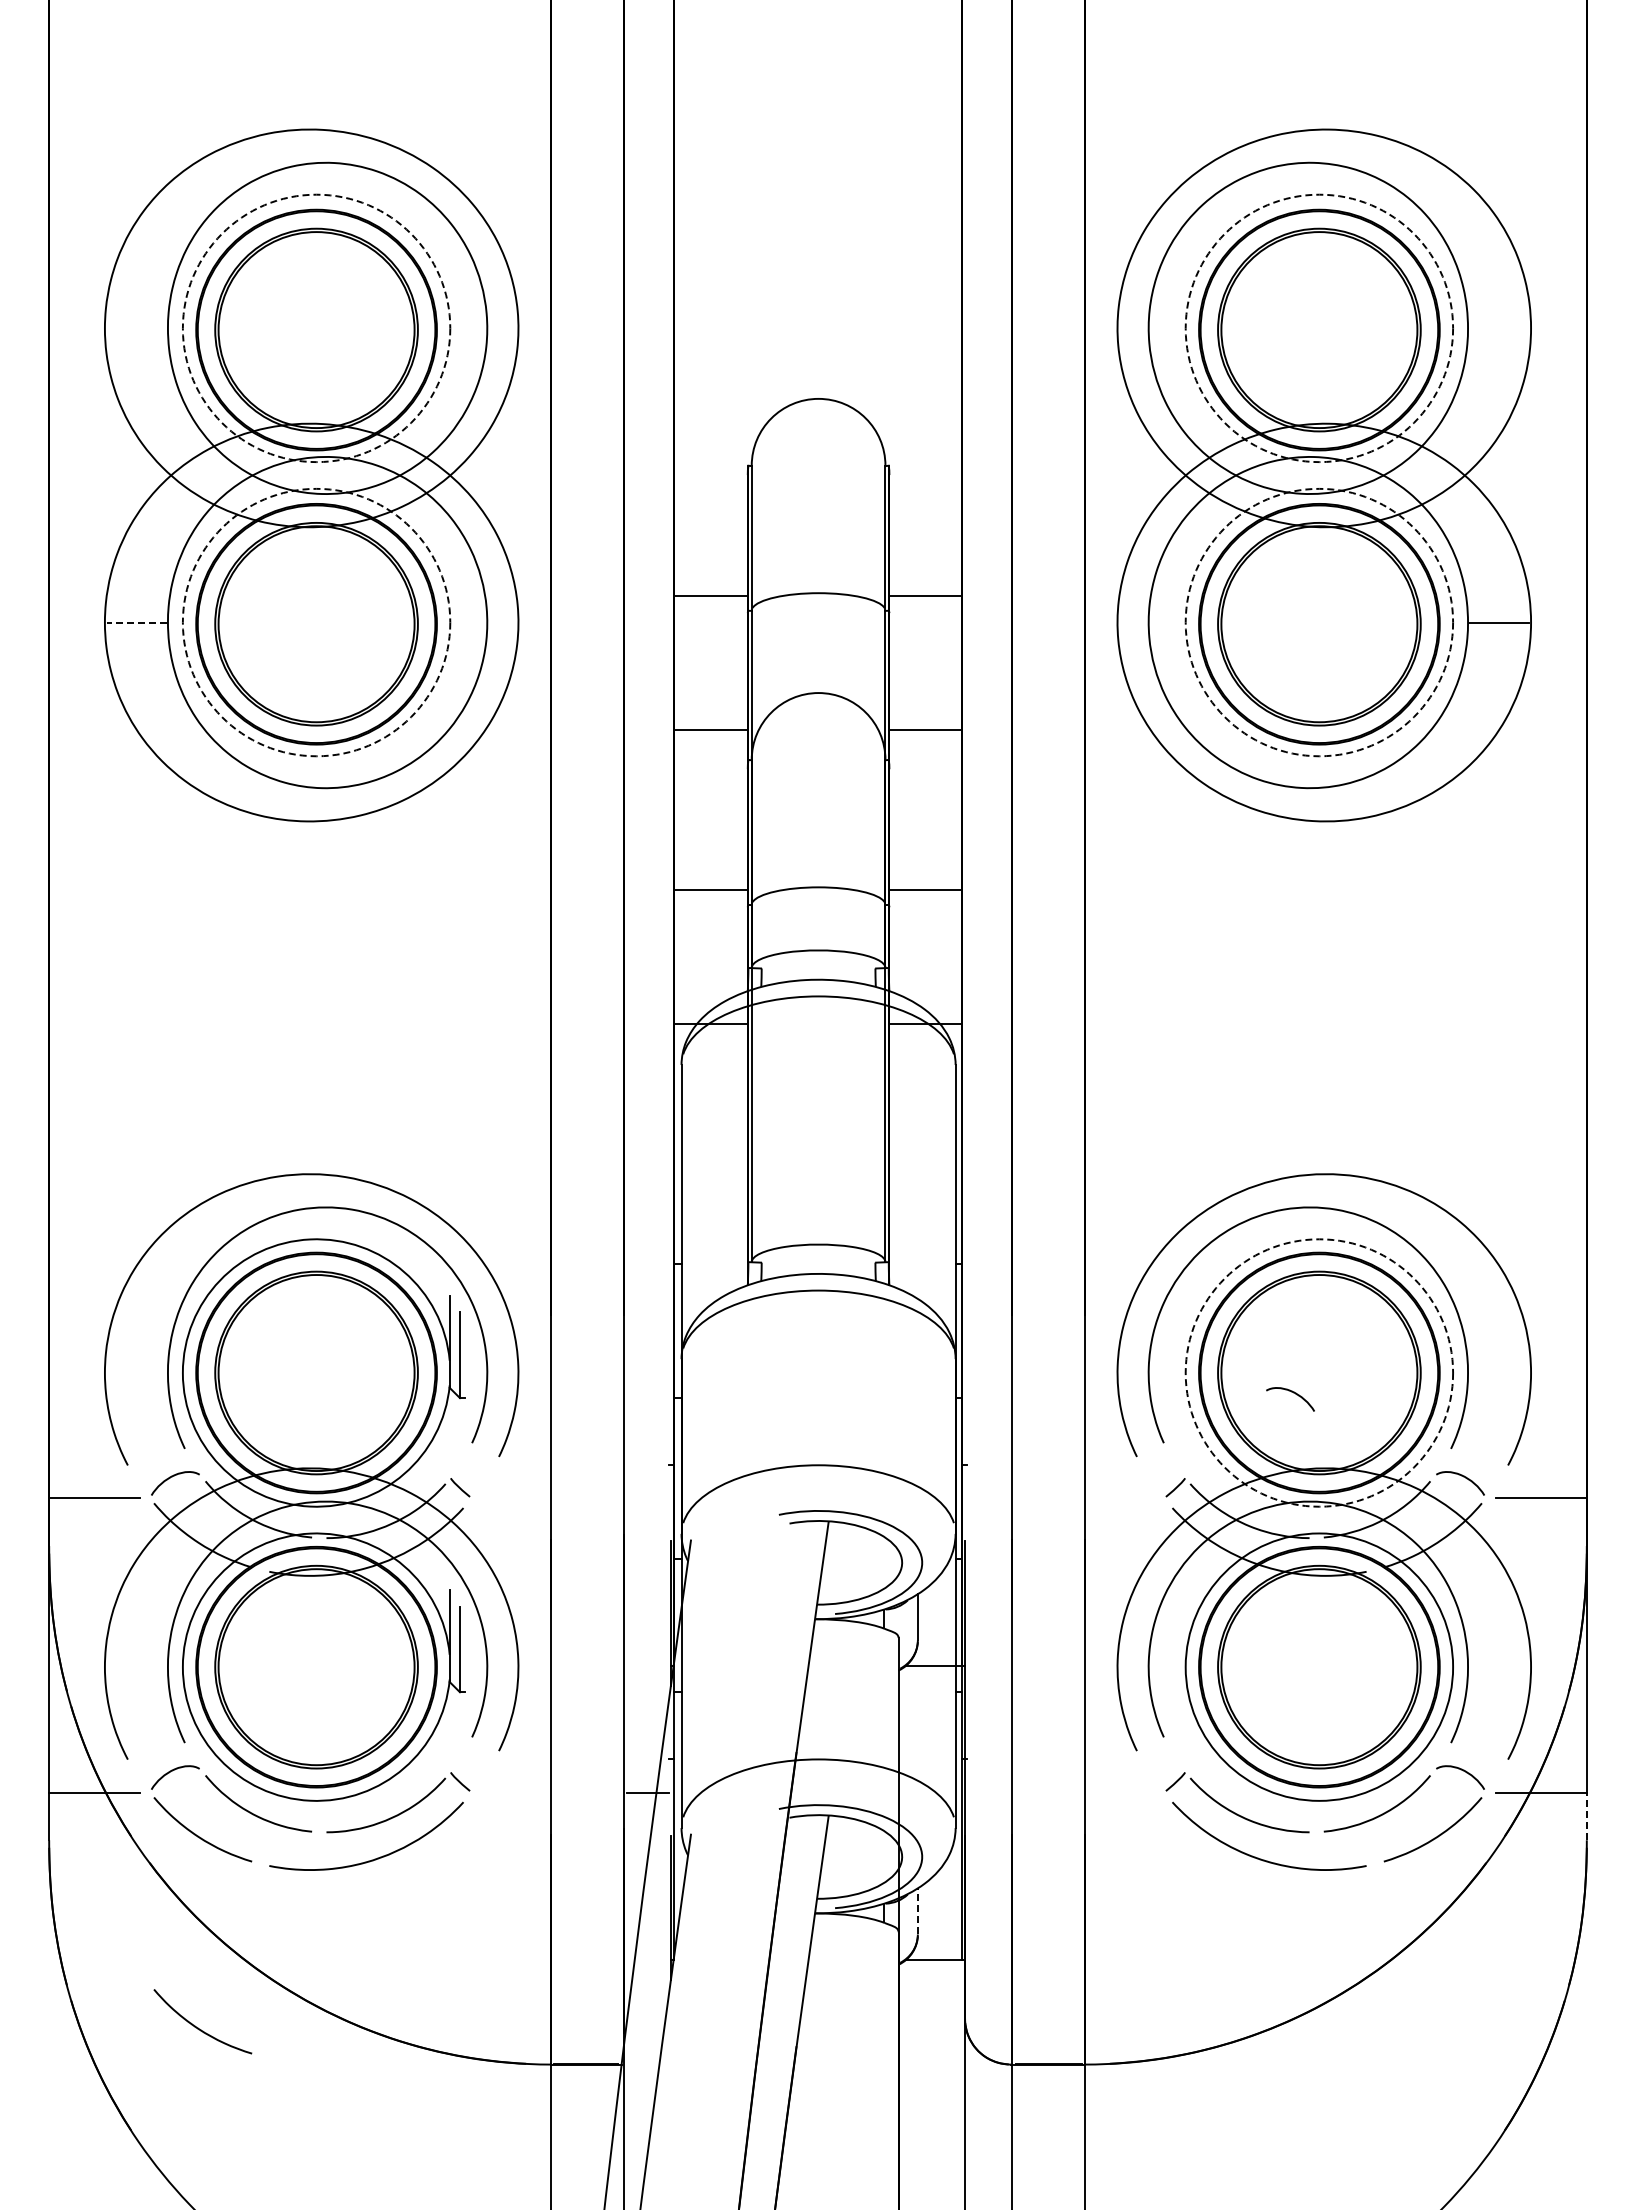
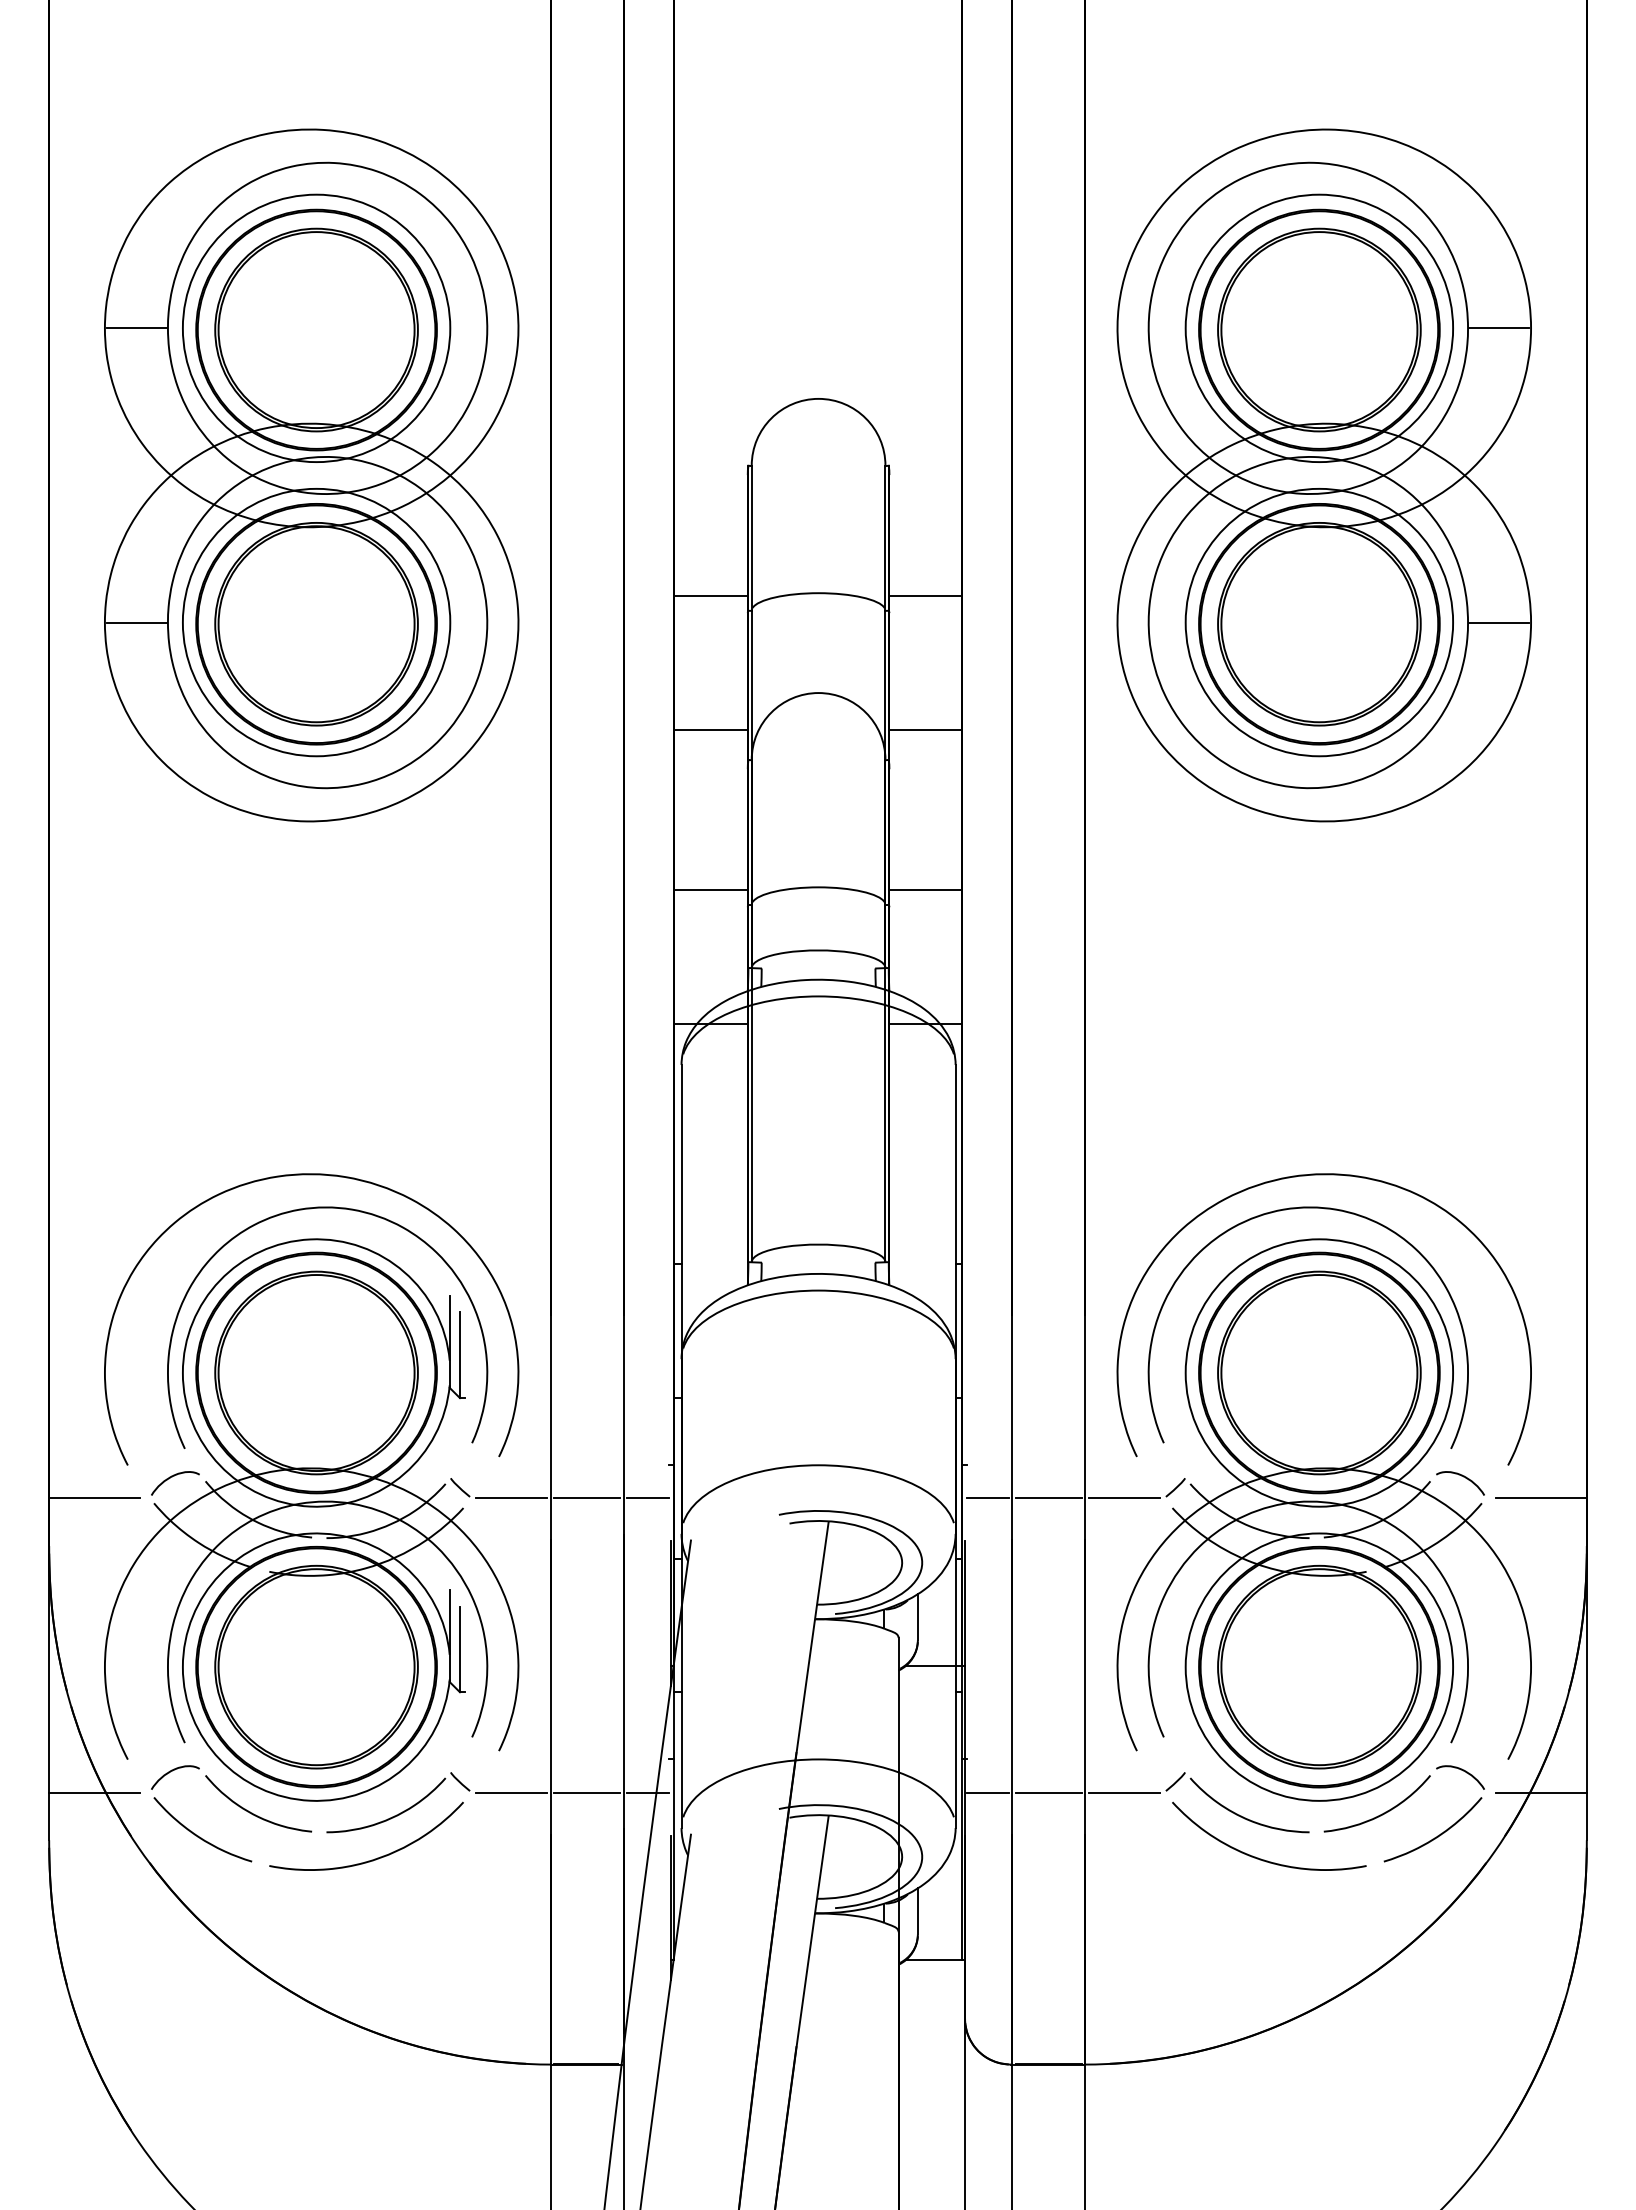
line: none -> present (137, 328)
circle: dashed -> solid (316, 328)
circle: dashed -> solid (1319, 328)
line: none -> present (1498, 328)
line: dashed -> solid (136, 622)
circle: dashed -> solid (316, 622)
circle: dashed -> solid (1319, 622)
circle: dashed -> solid (1319, 1372)
curve: present -> none (1293, 1393)
line: none -> present (510, 1498)
line: none -> present (587, 1498)
line: none -> present (647, 1498)
line: none -> present (987, 1498)
line: none -> present (1048, 1498)
line: none -> present (1124, 1498)
line: none -> present (510, 1792)
line: none -> present (587, 1792)
line: none -> present (987, 1792)
line: none -> present (1048, 1792)
line: none -> present (1124, 1792)
line: dashed -> solid (1586, 1816)
line: dashed -> solid (917, 1910)
curve: present -> none (198, 2027)
